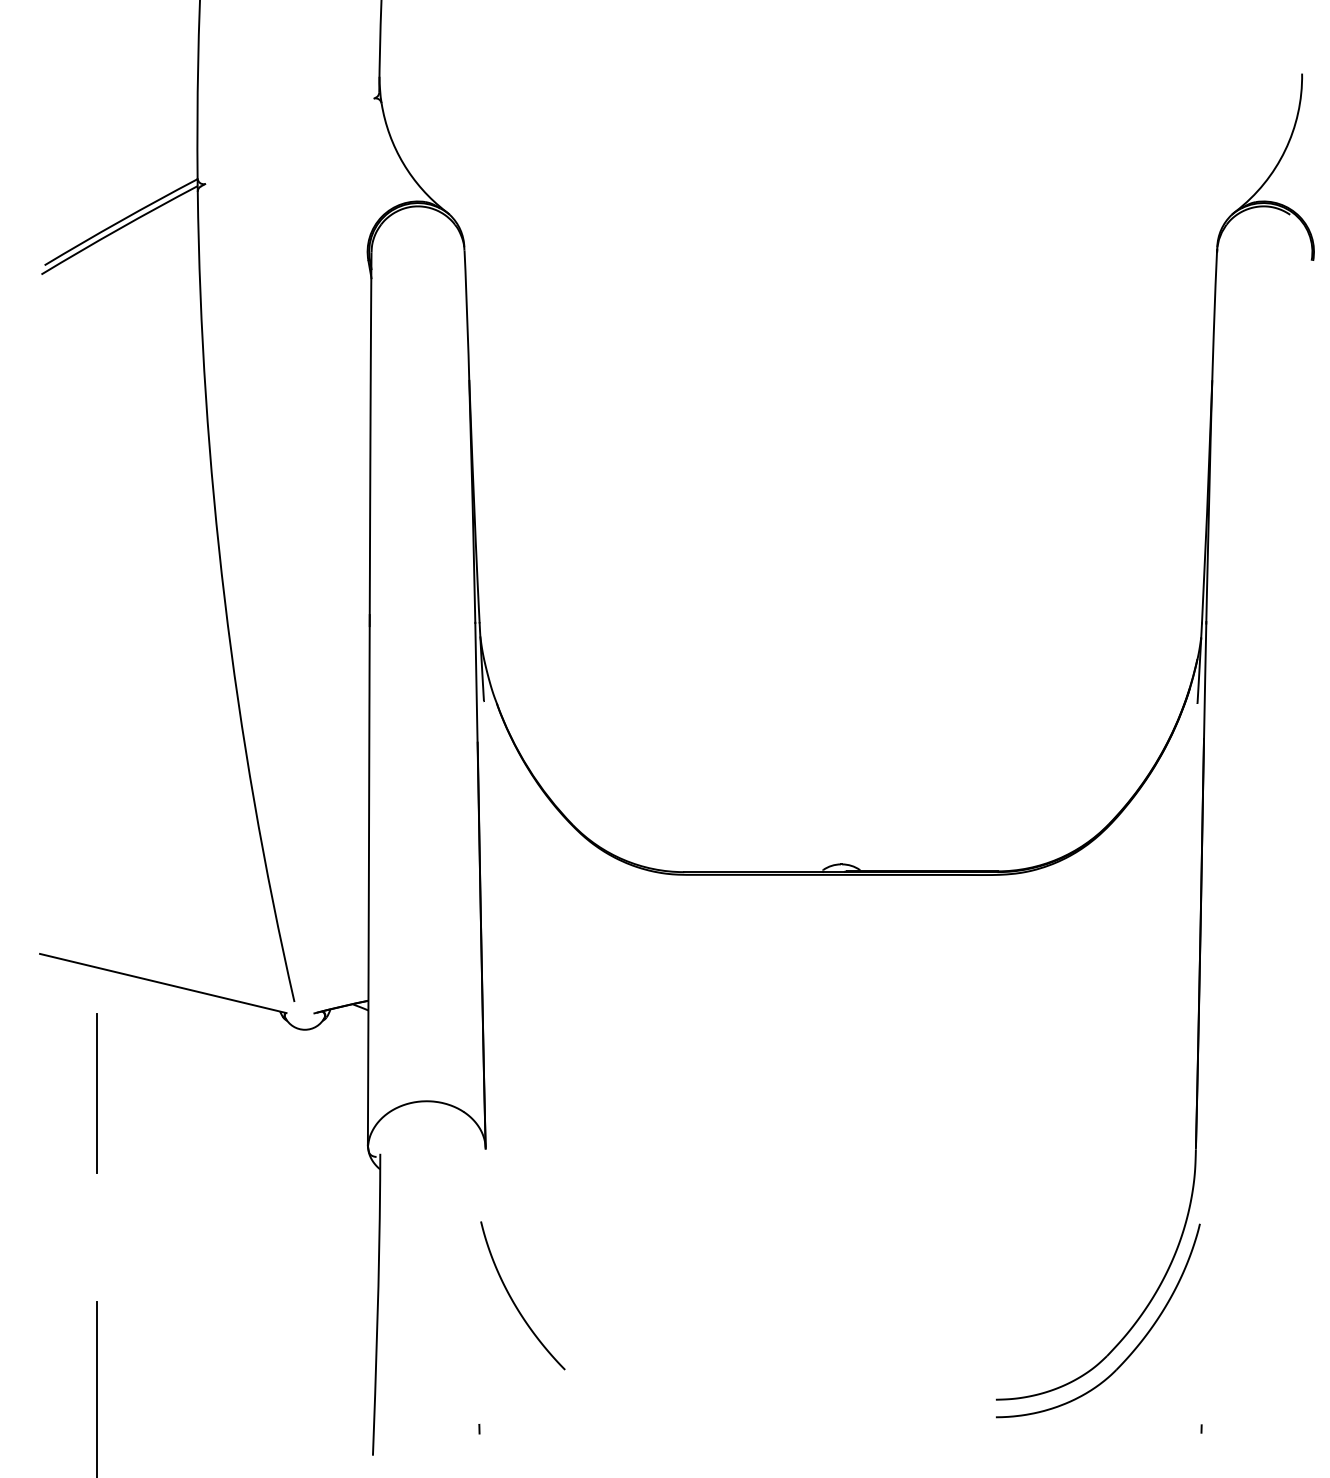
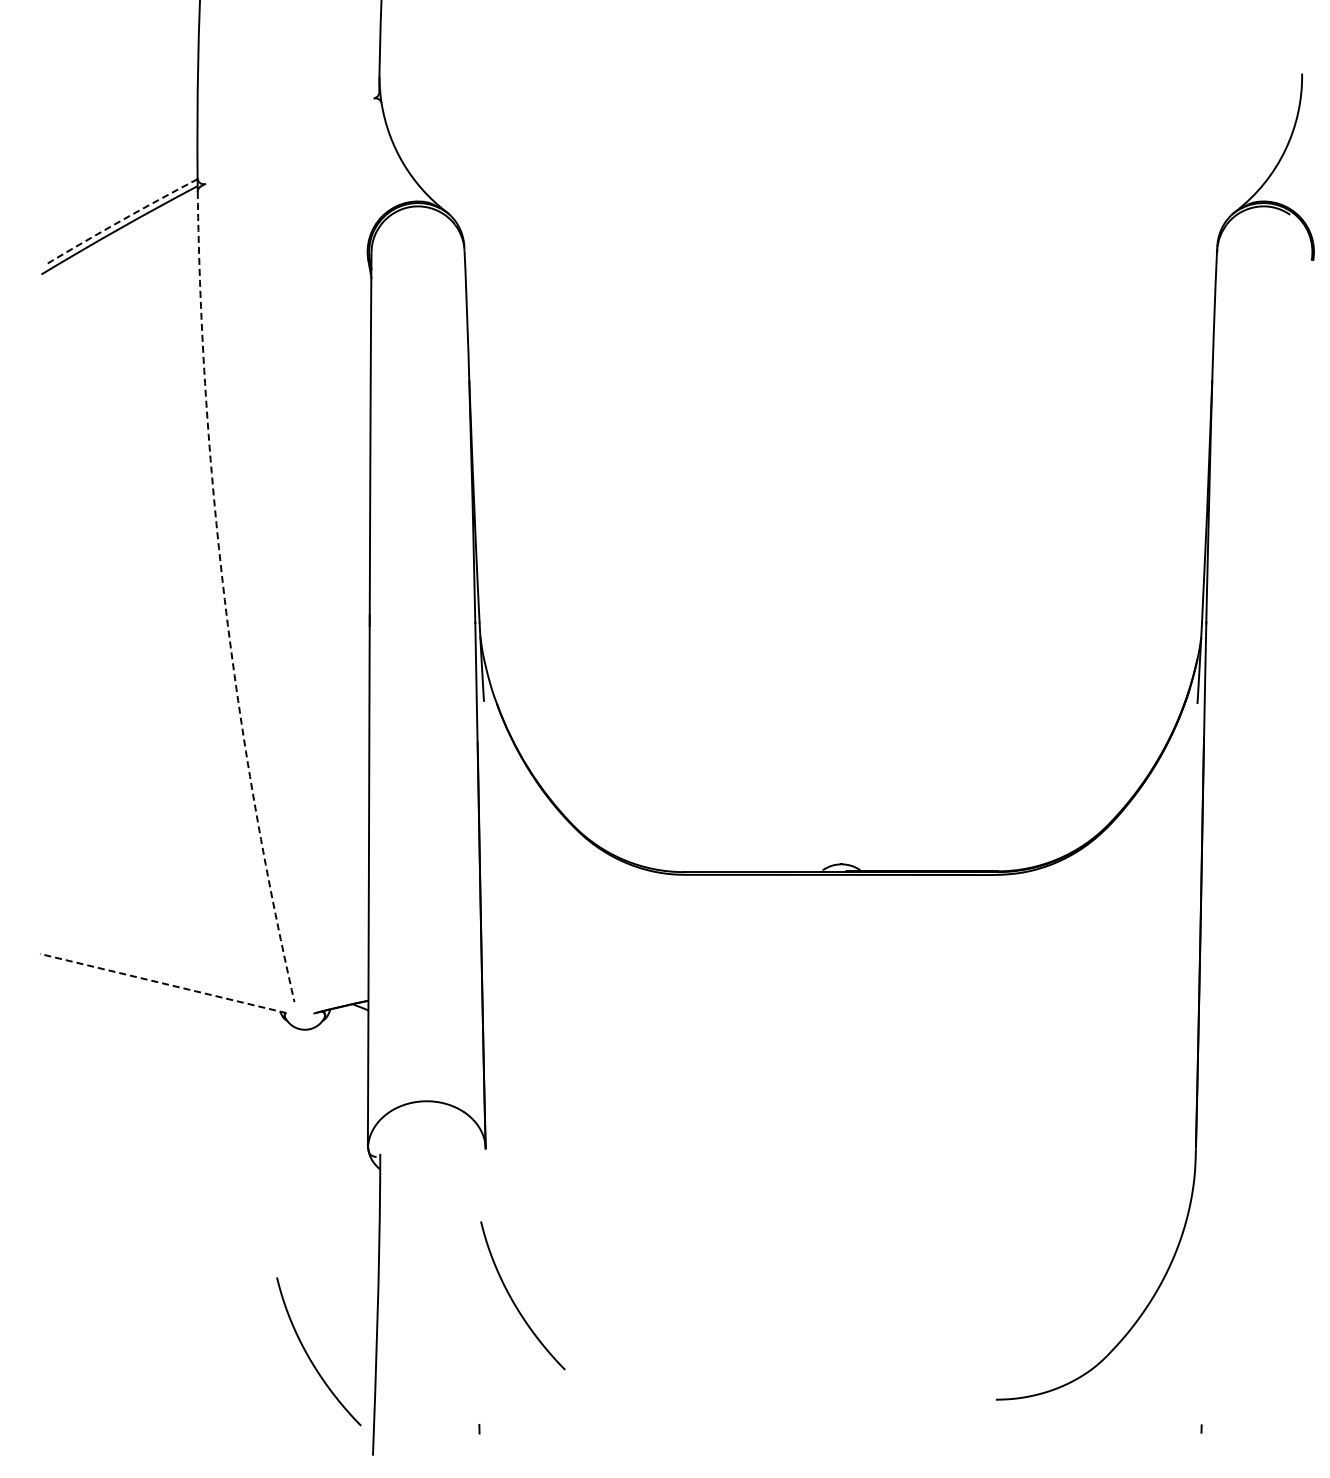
arc: solid -> dashed (120, 221)
arc: solid -> dashed (224, 599)
line: solid -> dashed (163, 983)
line: present -> none (97, 1092)
part: present -> none (1132, 1350)
curve: none -> present (310, 1357)
line: present -> none (97, 1388)
